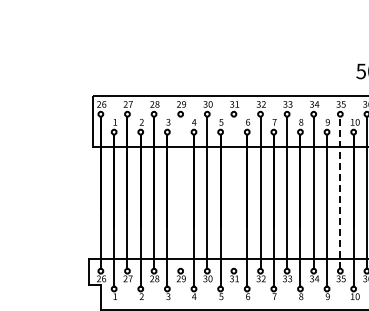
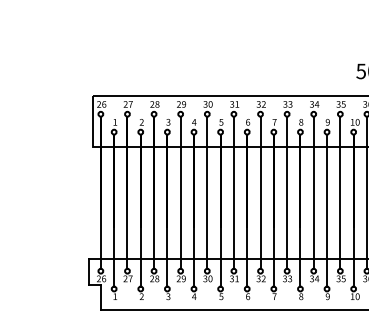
line: none -> present (180, 192)
line: none -> present (233, 192)
line: dashed -> solid (340, 192)
